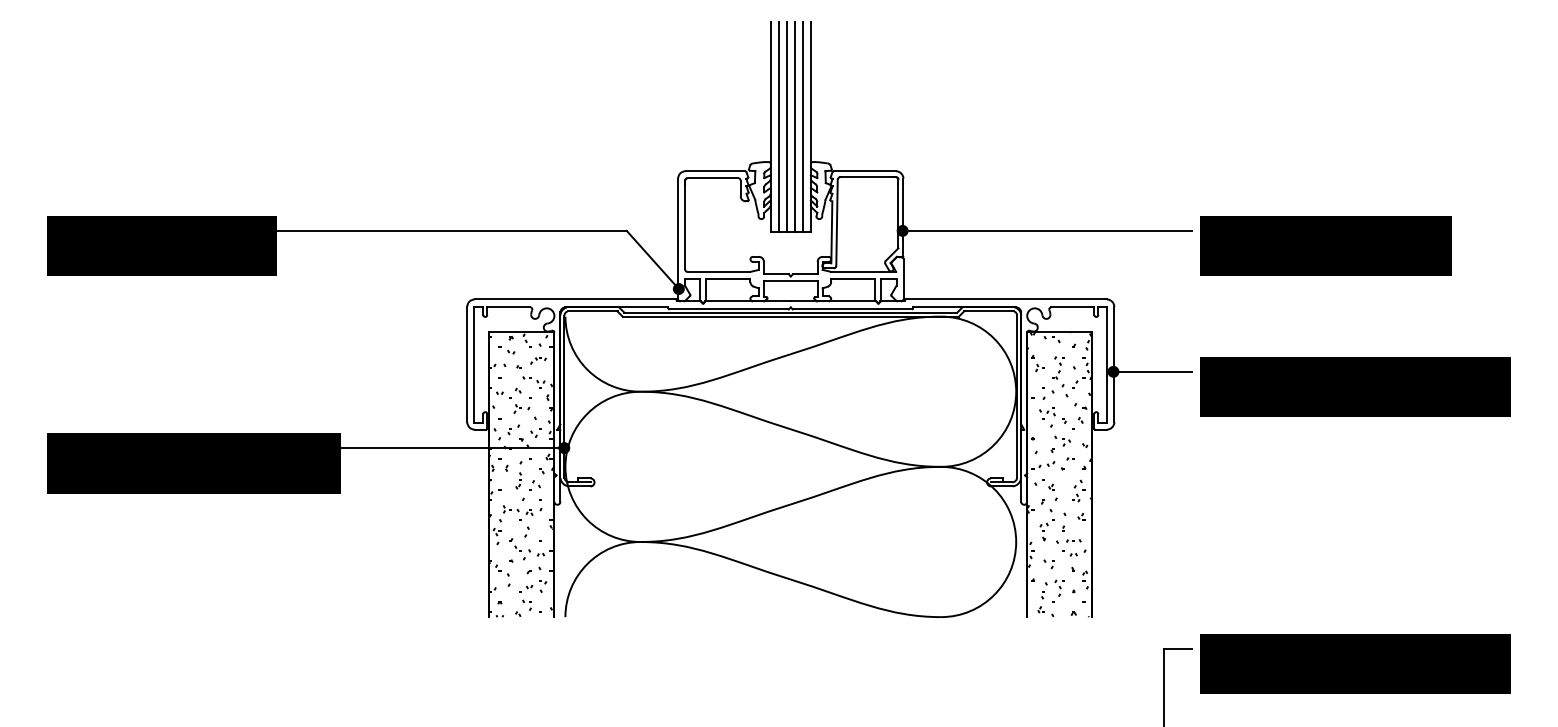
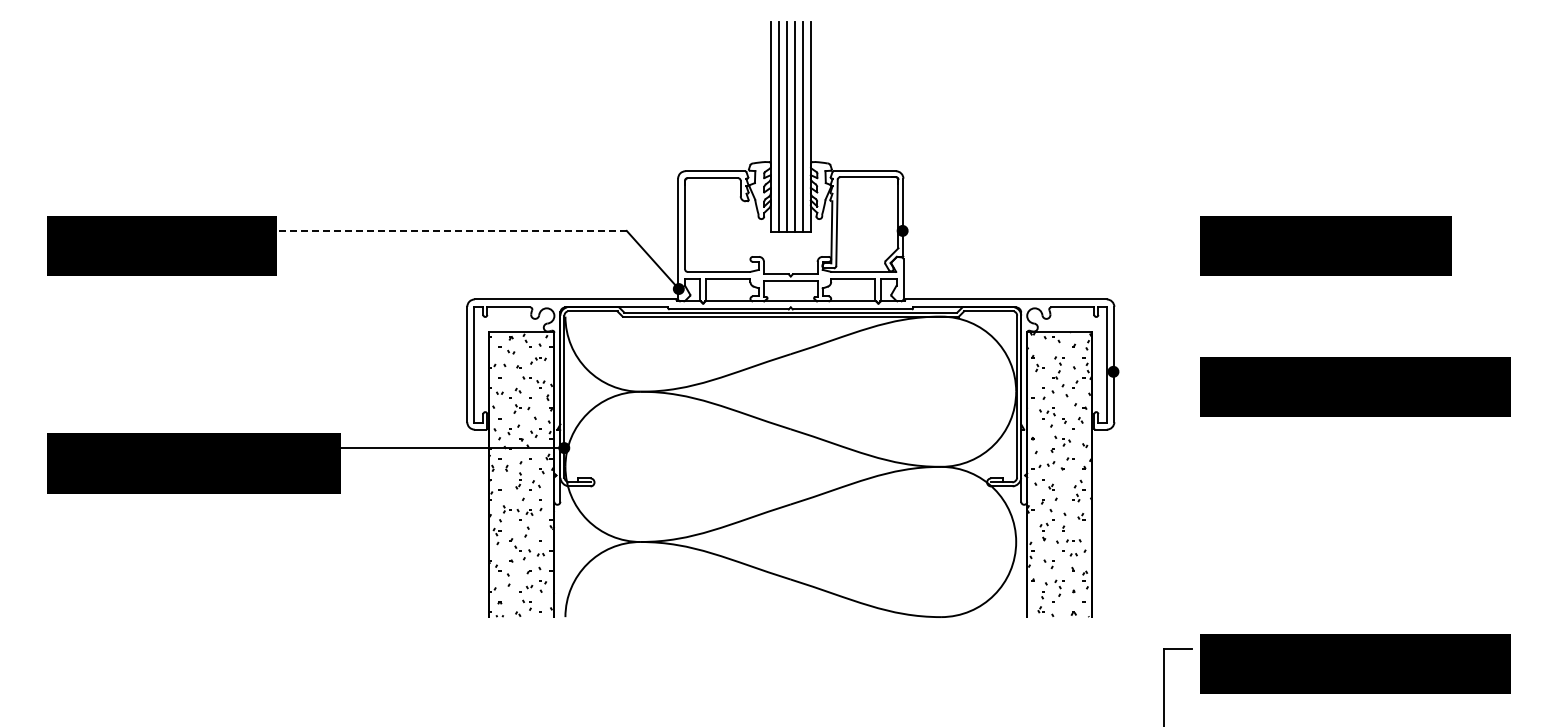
line: solid -> dashed (430, 230)
line: present -> none (1047, 230)
line: present -> none (1152, 371)
